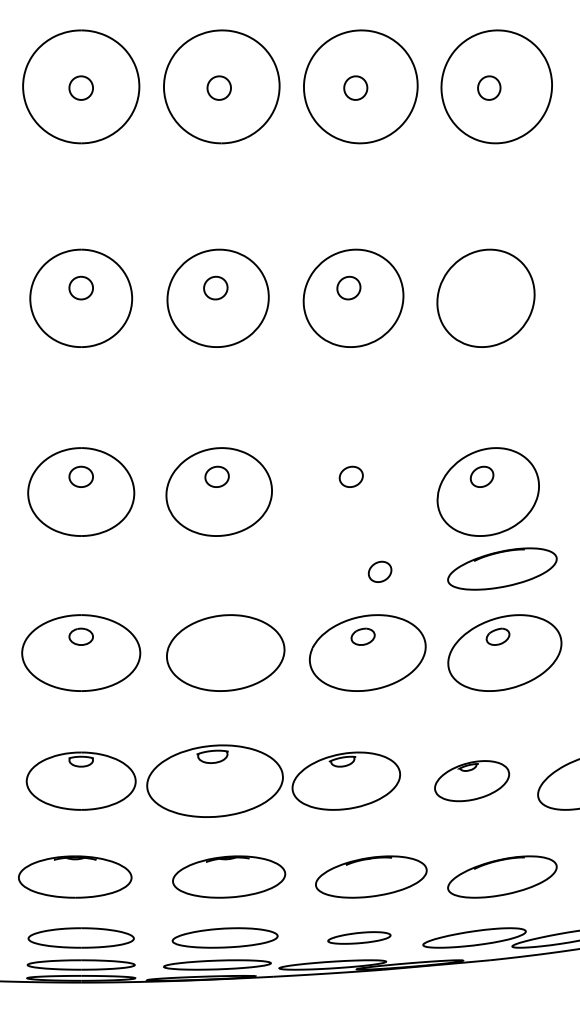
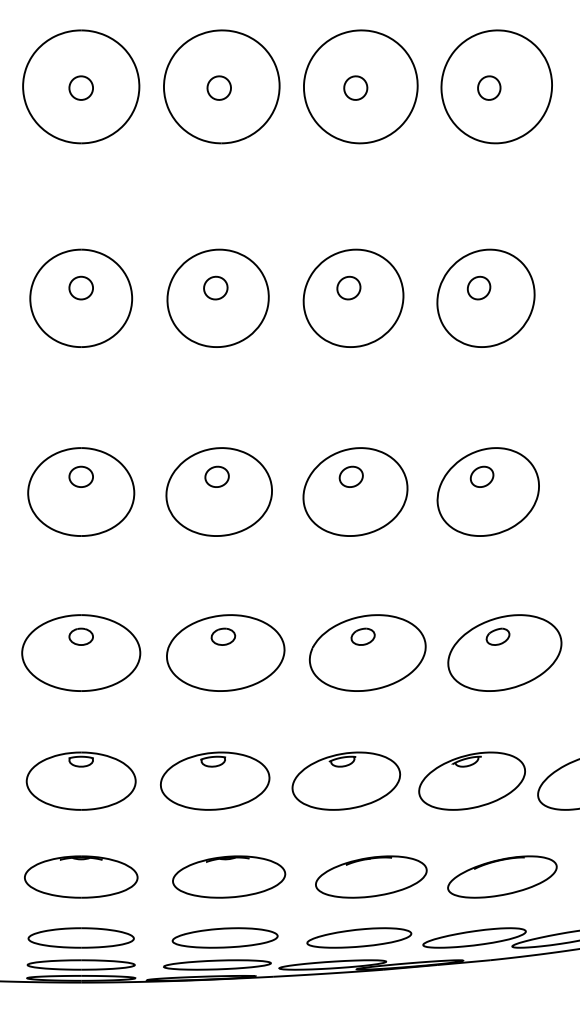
part: none -> present (478, 287)
part: none -> present (355, 491)
part: present -> none (502, 568)
part: present -> none (379, 571)
part: none -> present (223, 636)
part size: 138x74 px -> 111x60 px (215, 780)
part size: 77x43 px -> 108x60 px (471, 780)
part position: (75, 876) -> (81, 876) (81, 876)
part size: 65x14 px -> 107x22 px (359, 937)
